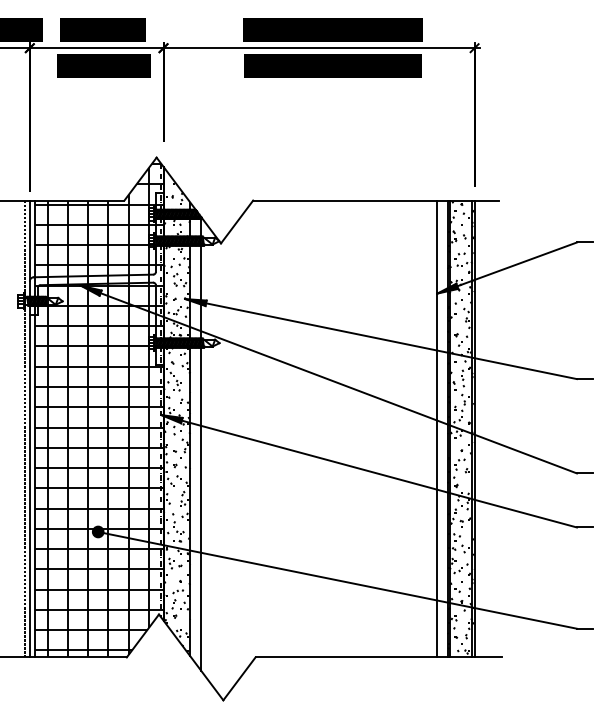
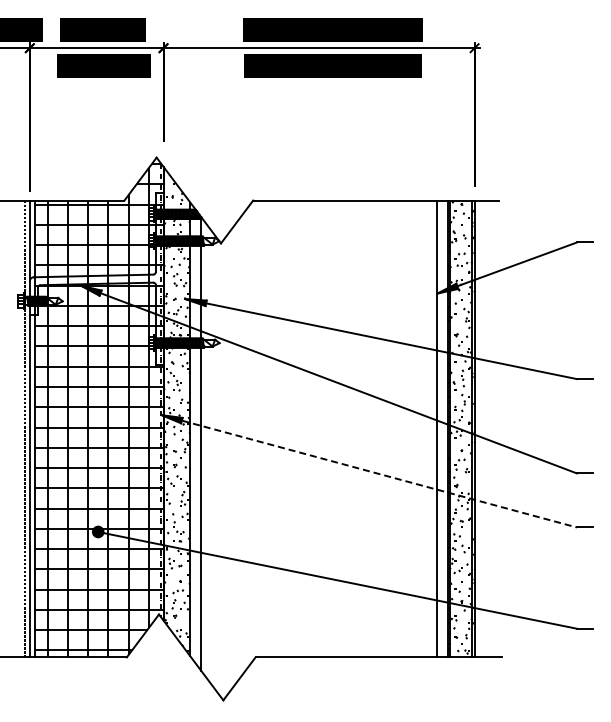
line: solid -> dashed (369, 471)
